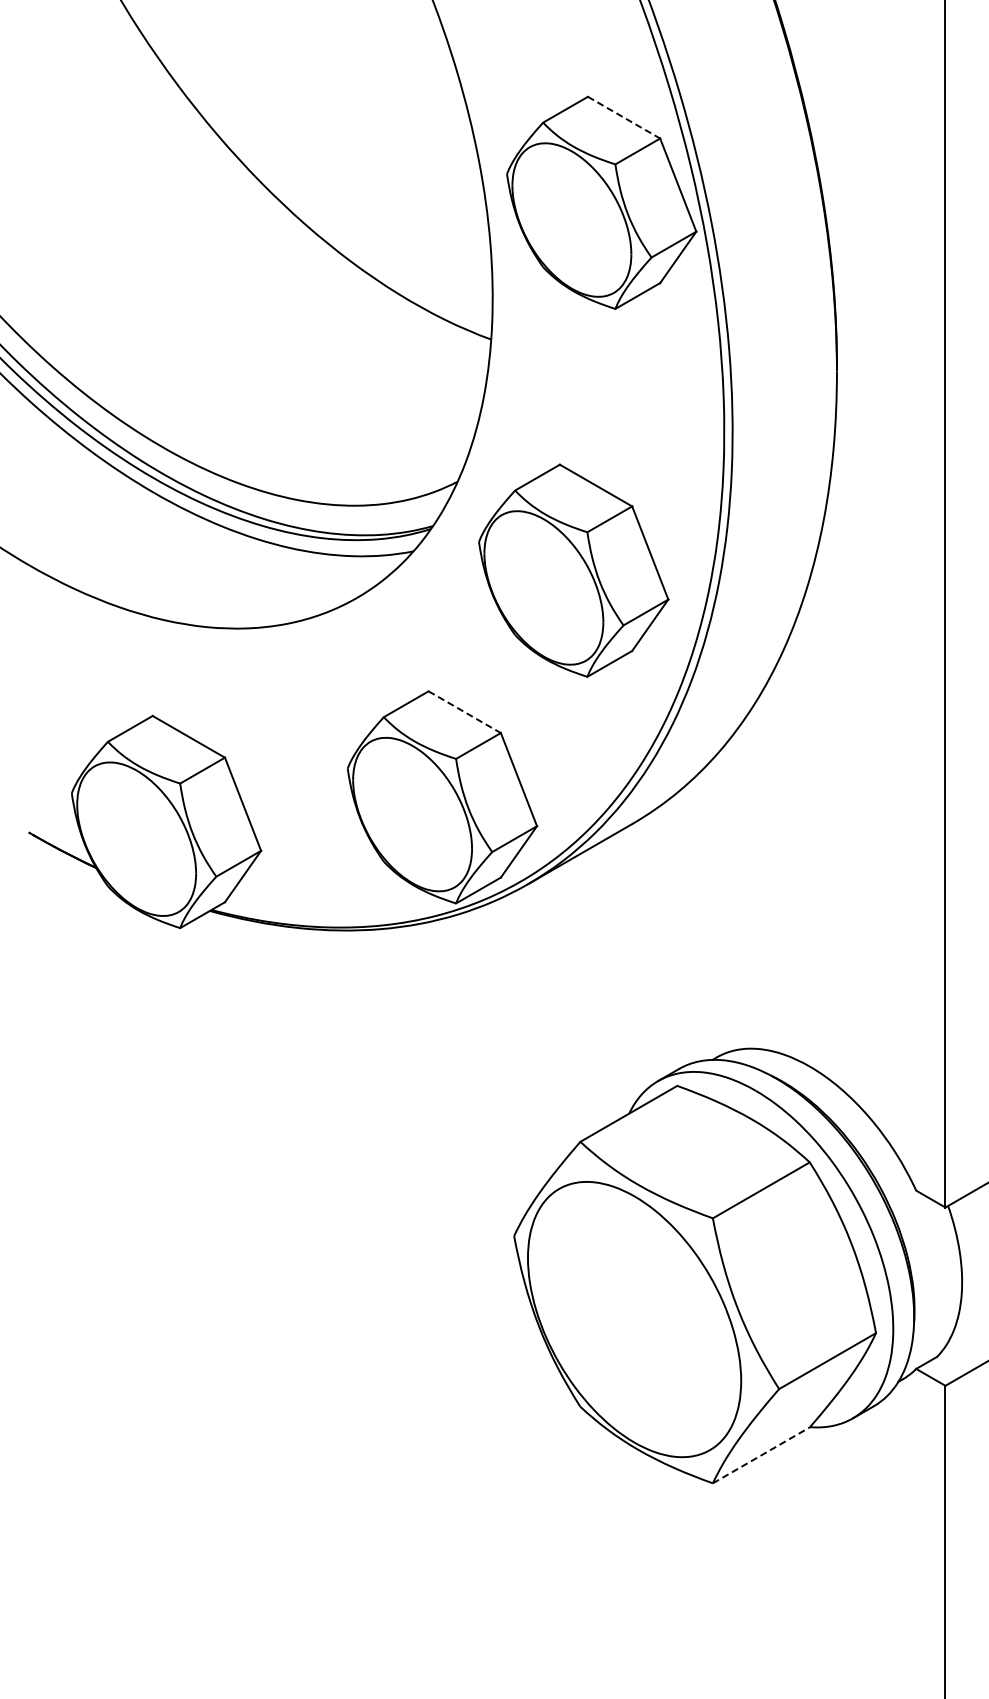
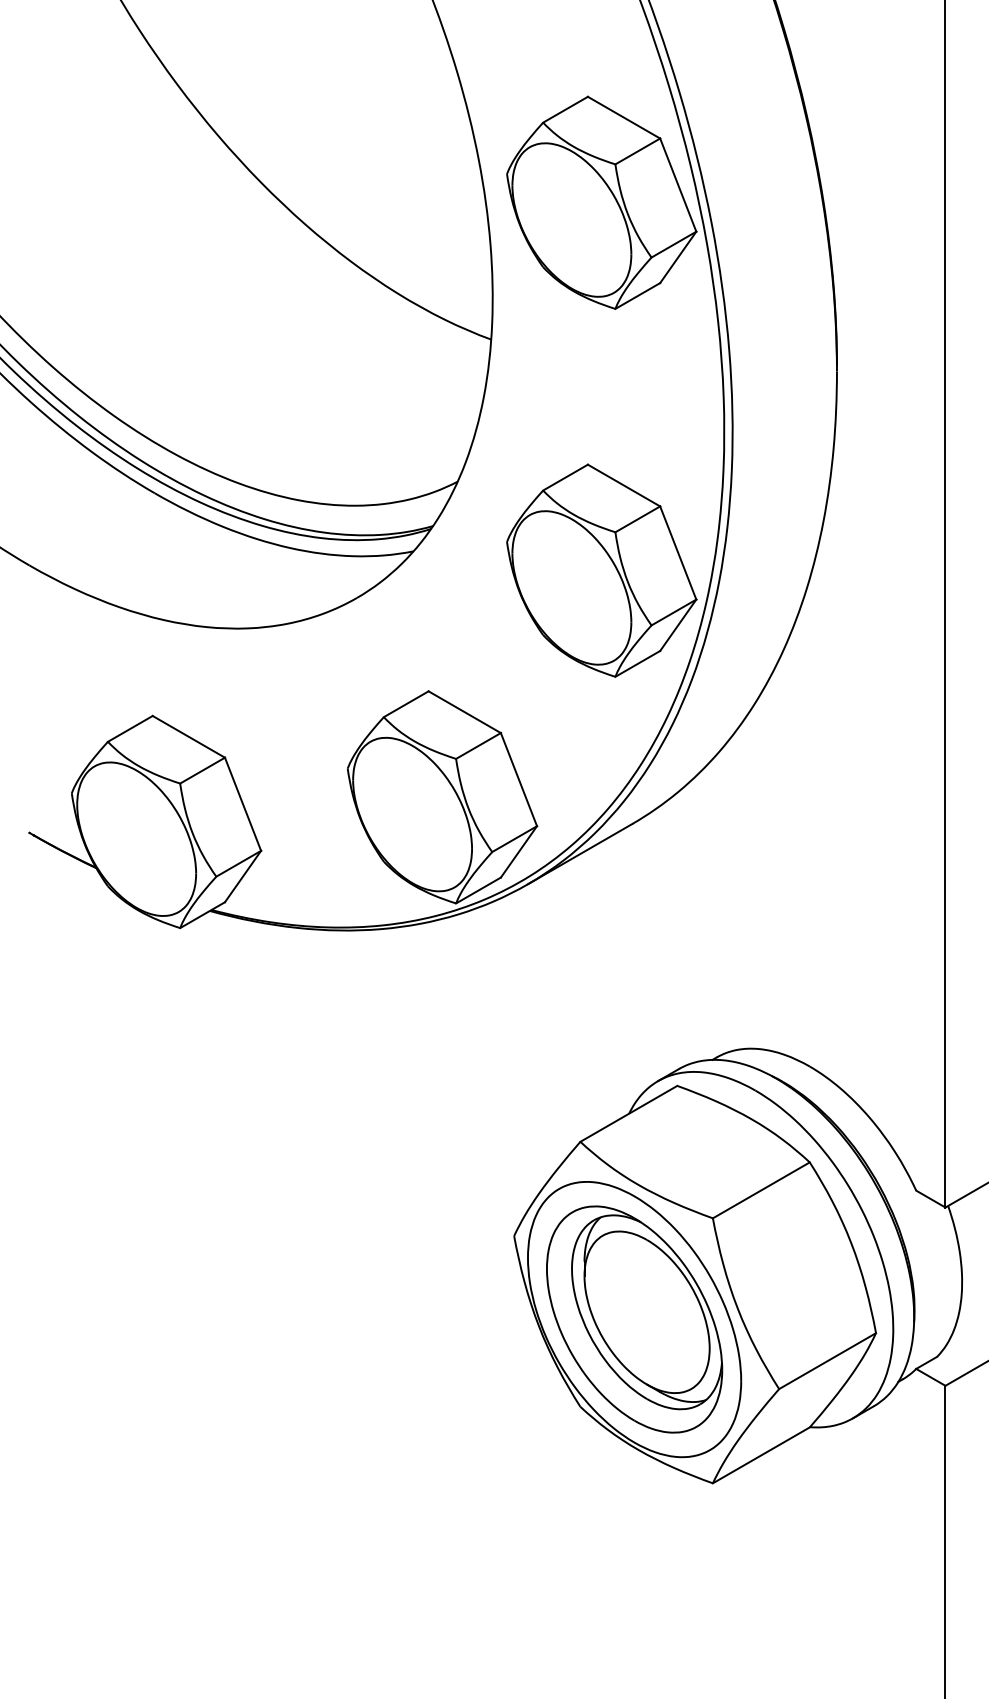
line: dashed -> solid (624, 117)
part position: (573, 570) -> (601, 570) (601, 570)
line: dashed -> solid (464, 712)
part: none -> present (634, 1319)
line: dashed -> solid (761, 1455)
